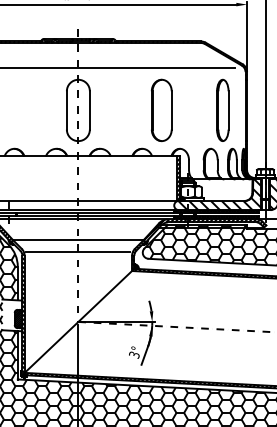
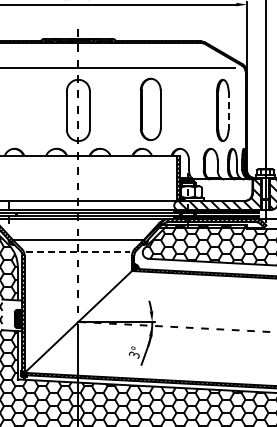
part position: (161, 110) -> (150, 109) (150, 109)
line: solid -> dashed (228, 110)
line: solid -> dashed (78, 252)
